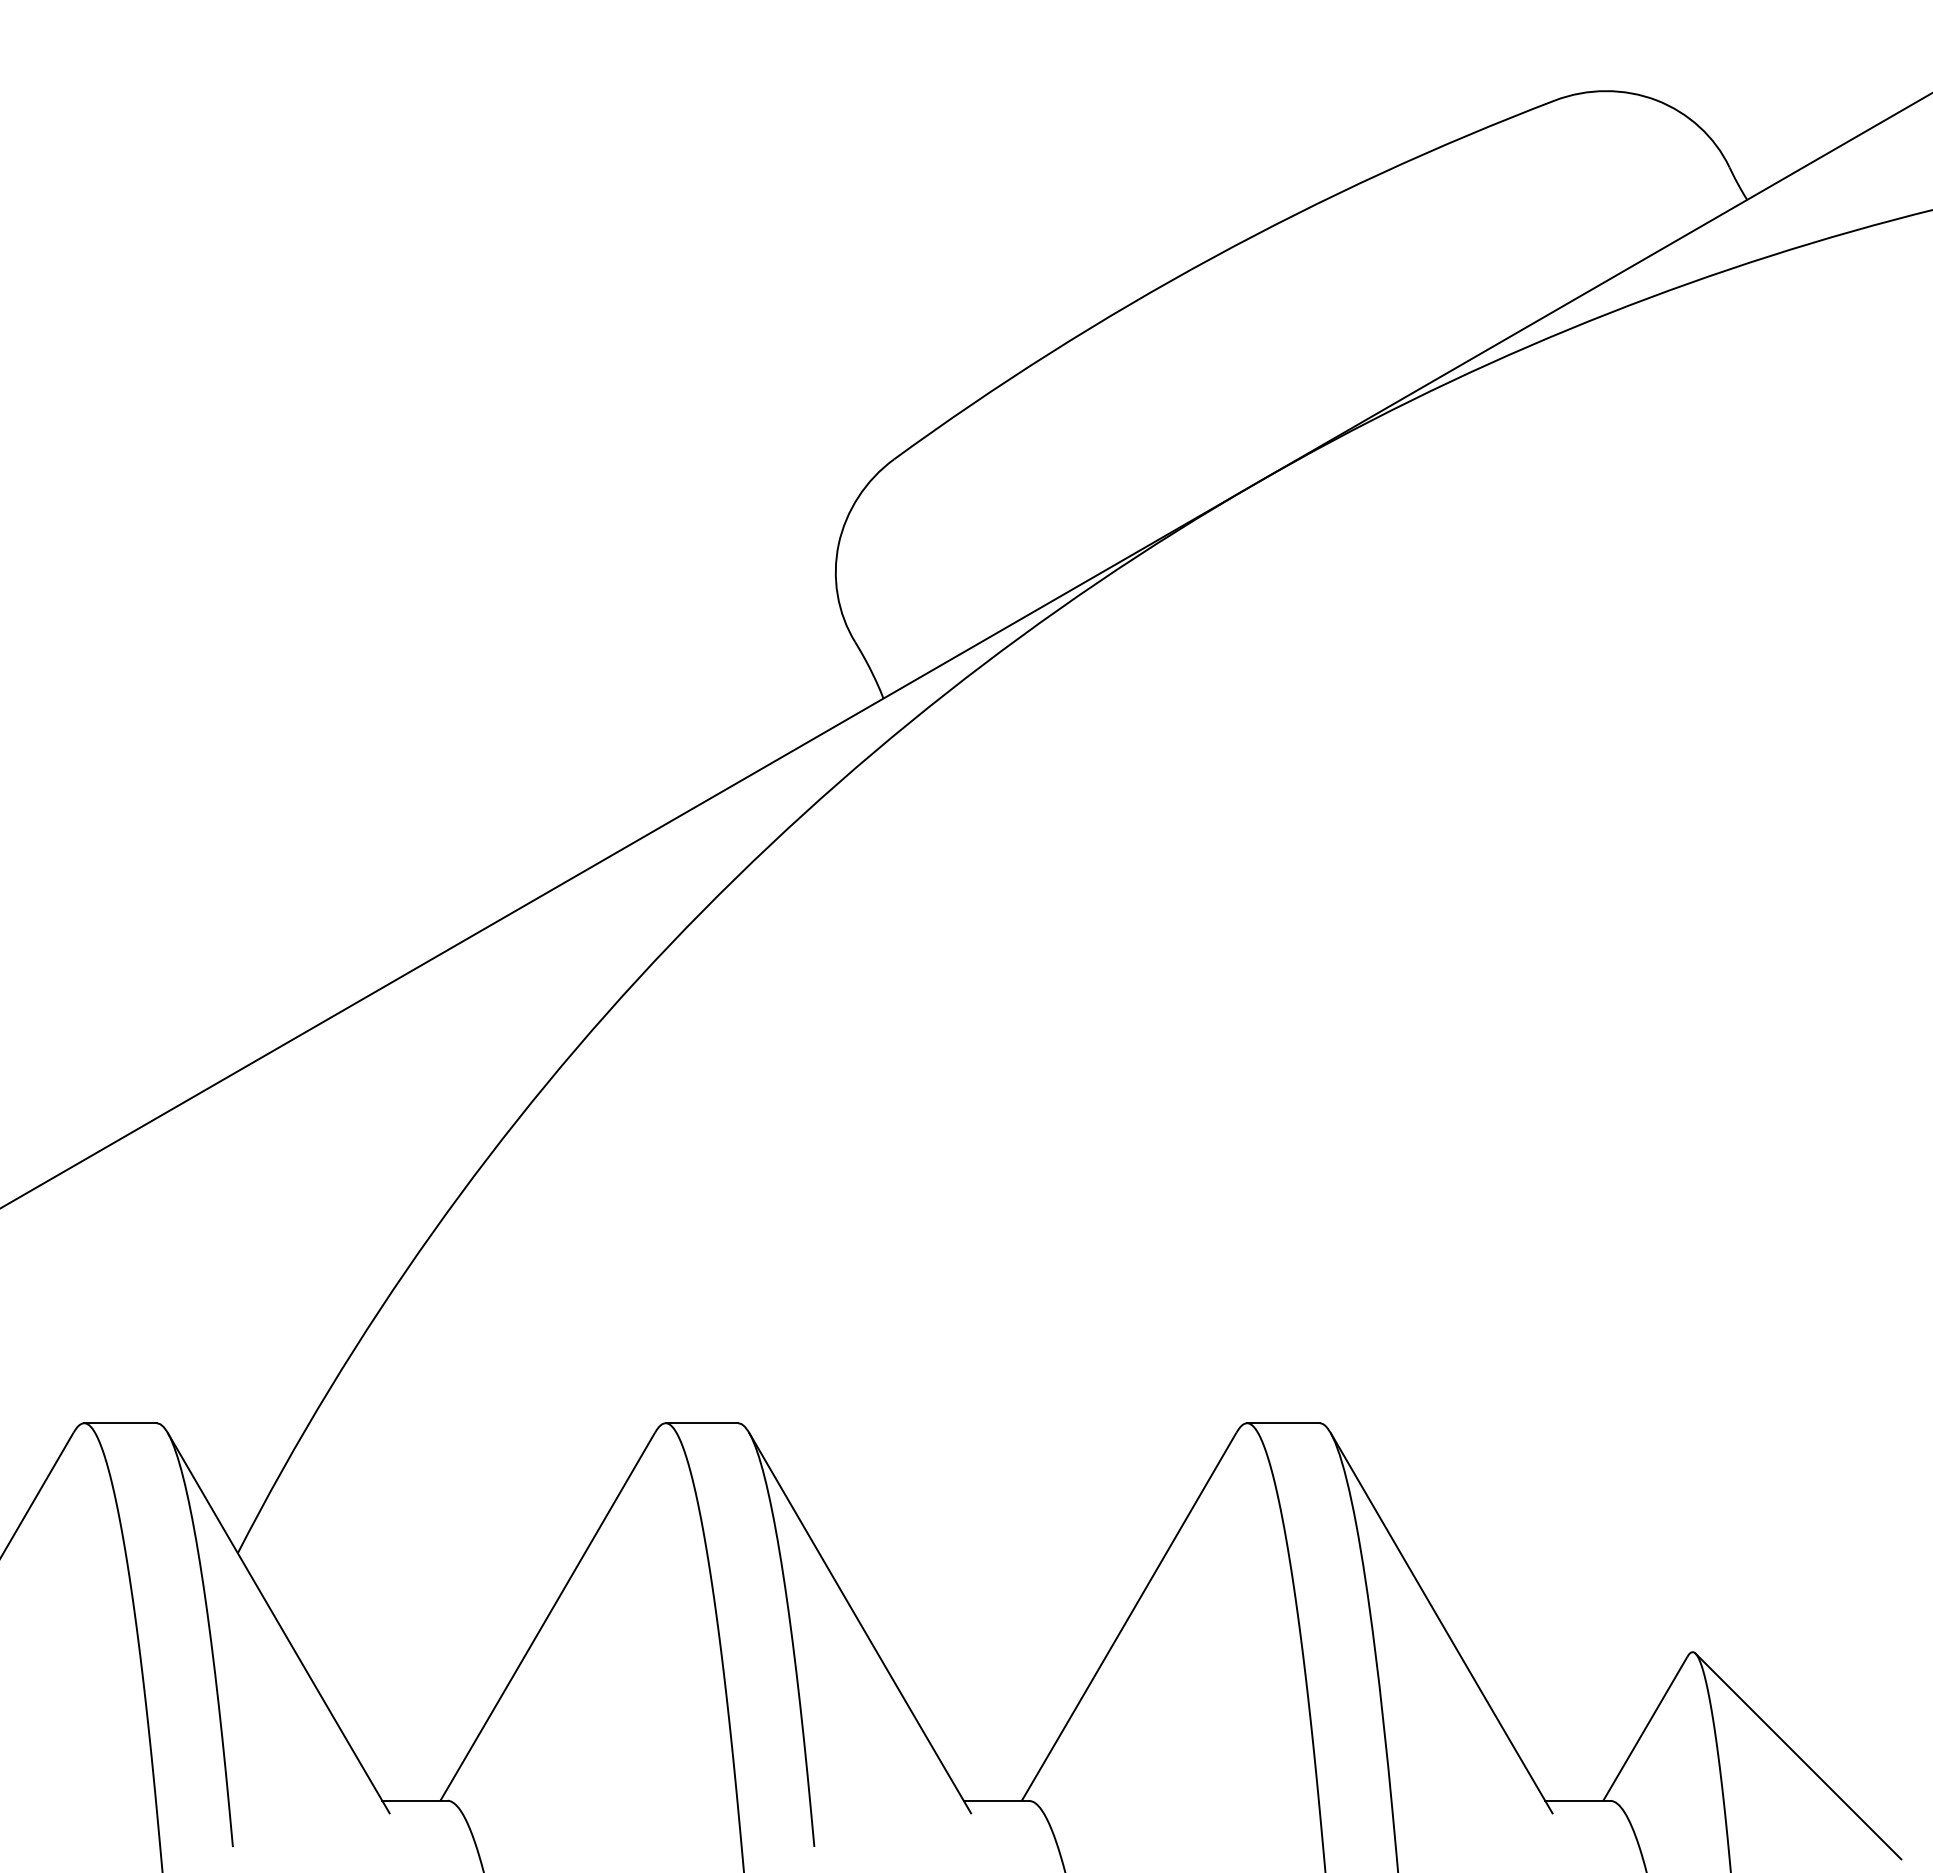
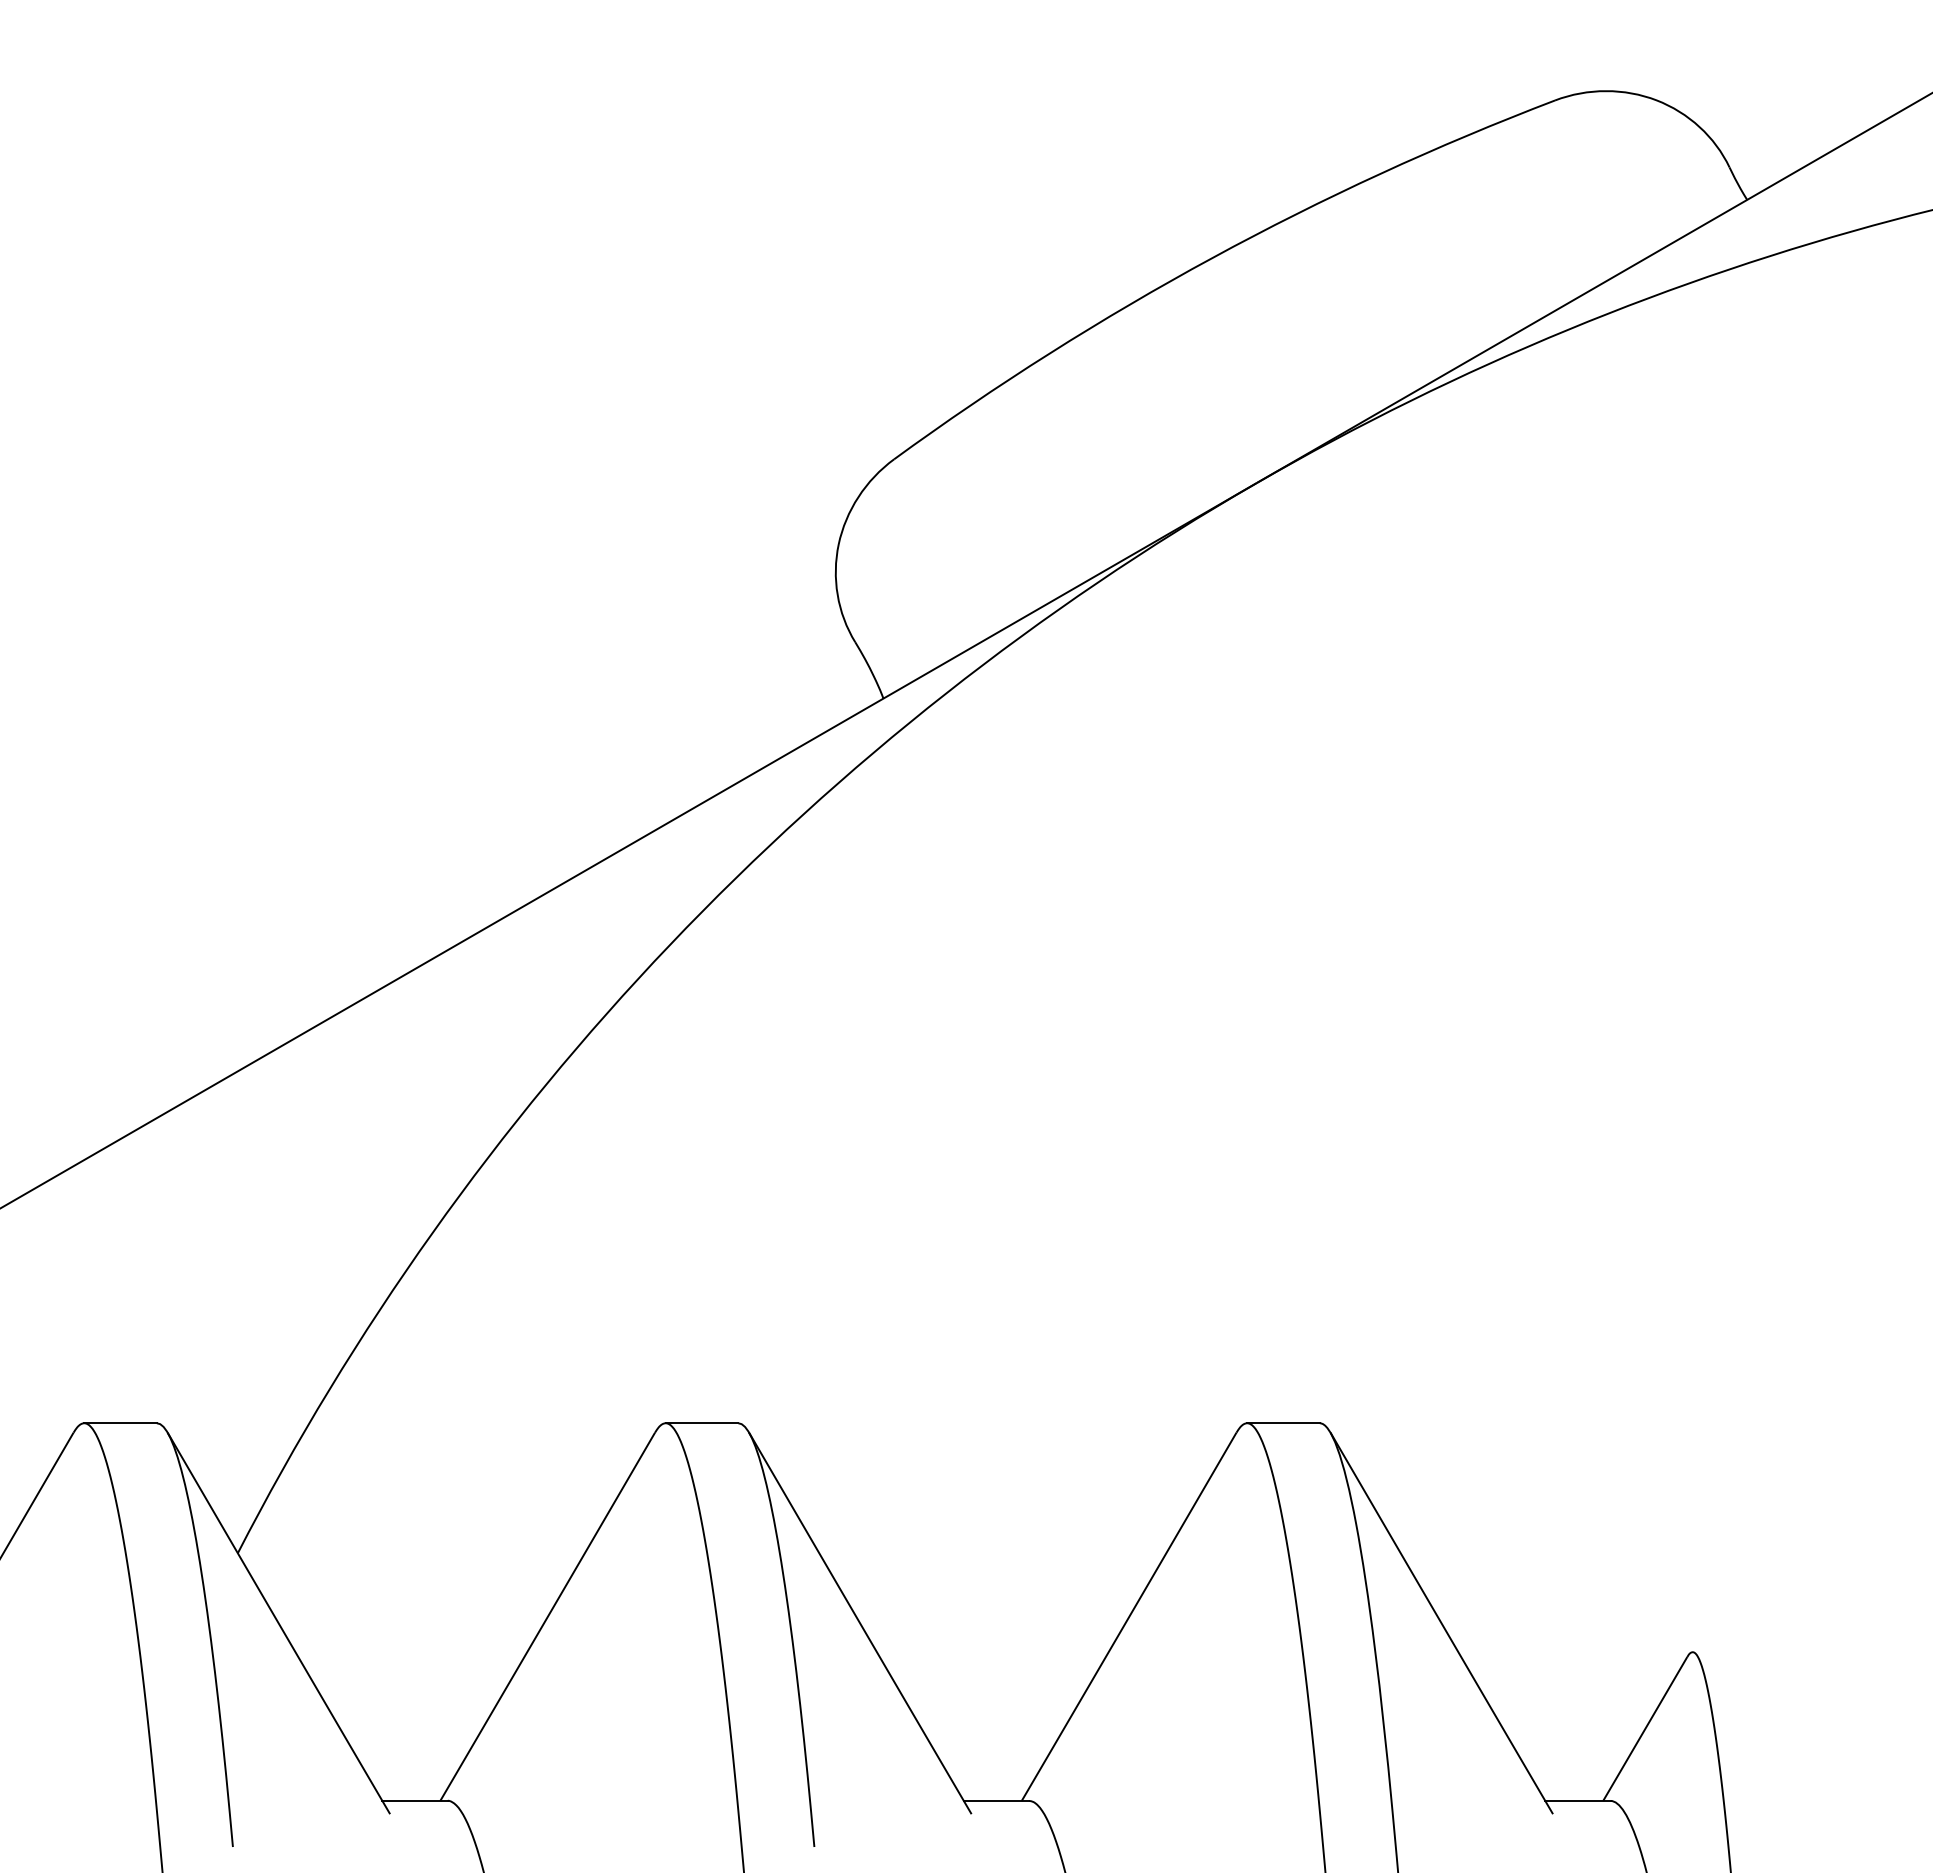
line: present -> none (1798, 1756)
